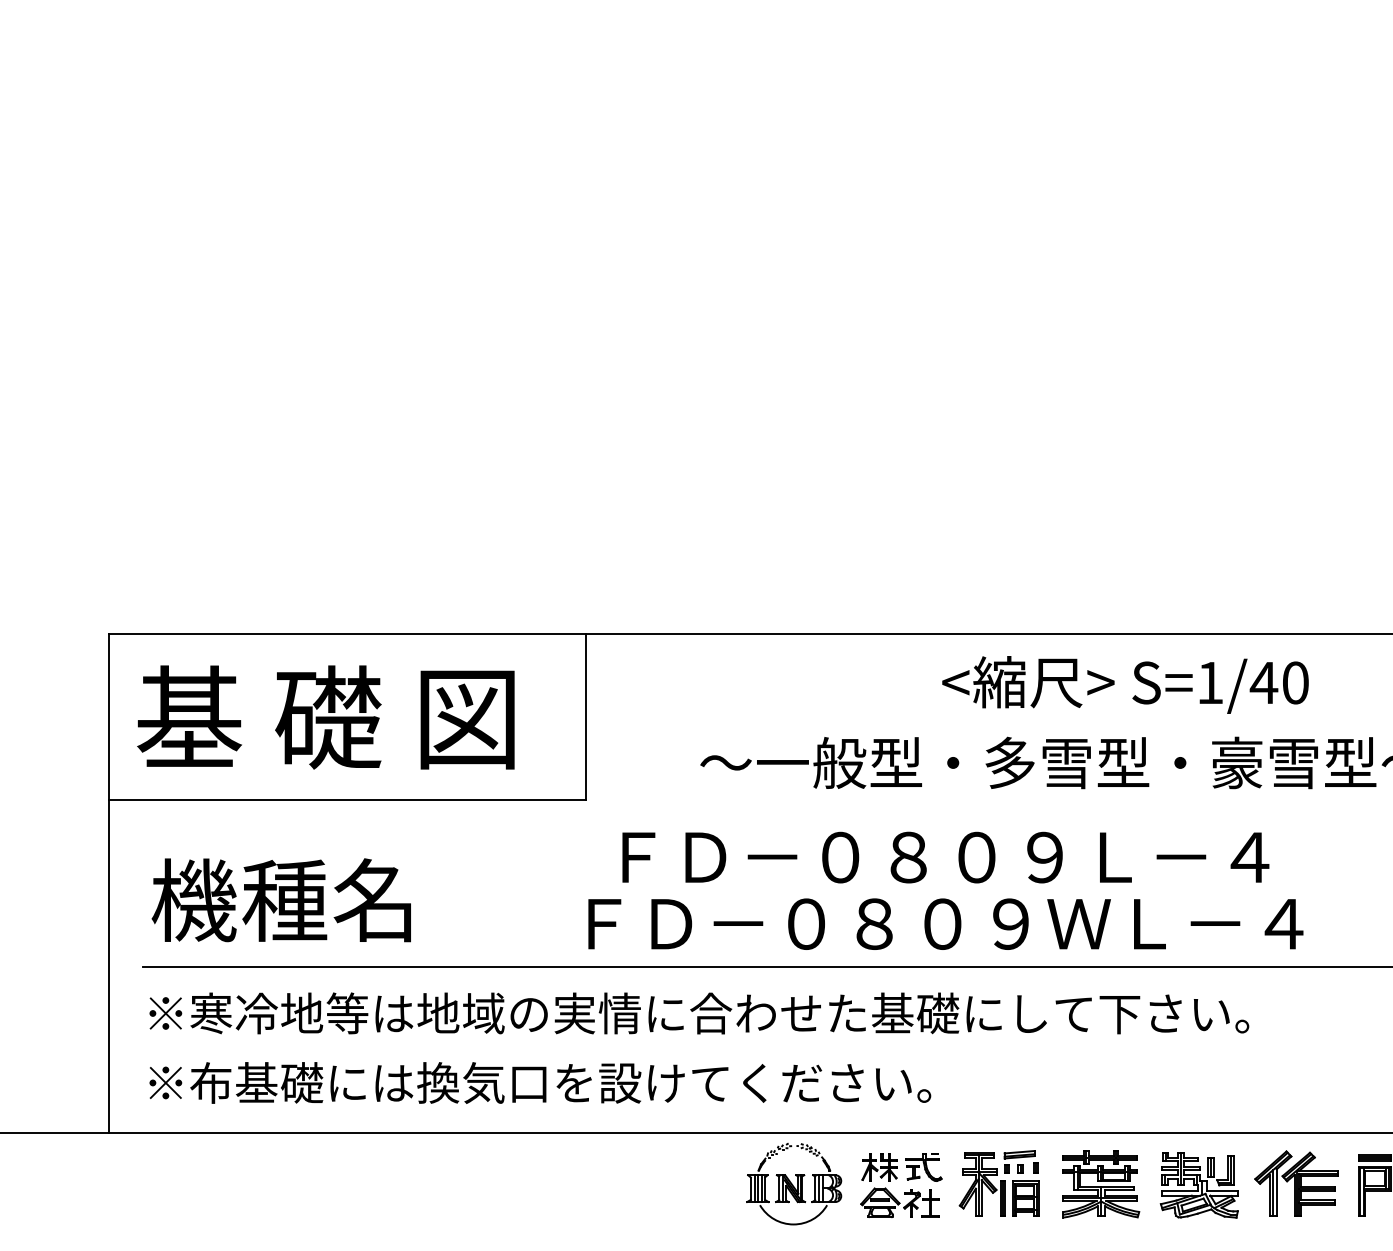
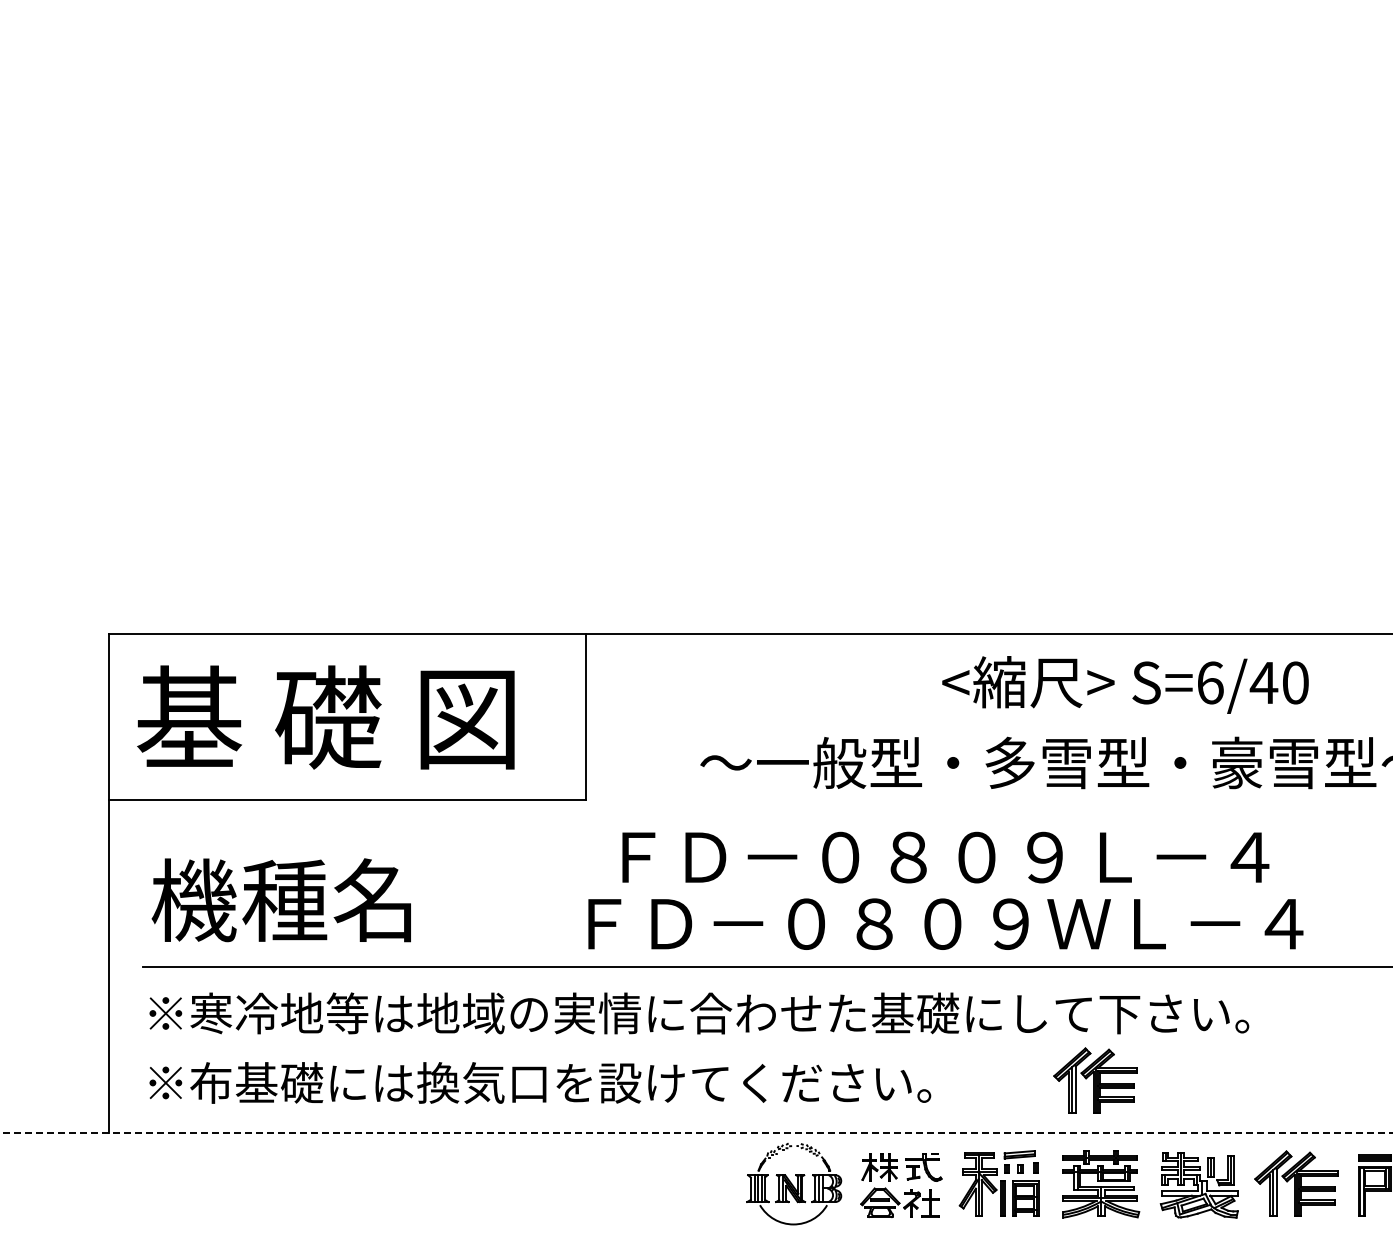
text: S=1/40 -> S=6/40 (1210, 682)
part: none -> present (1095, 1080)
line: solid -> dashed (696, 1133)
